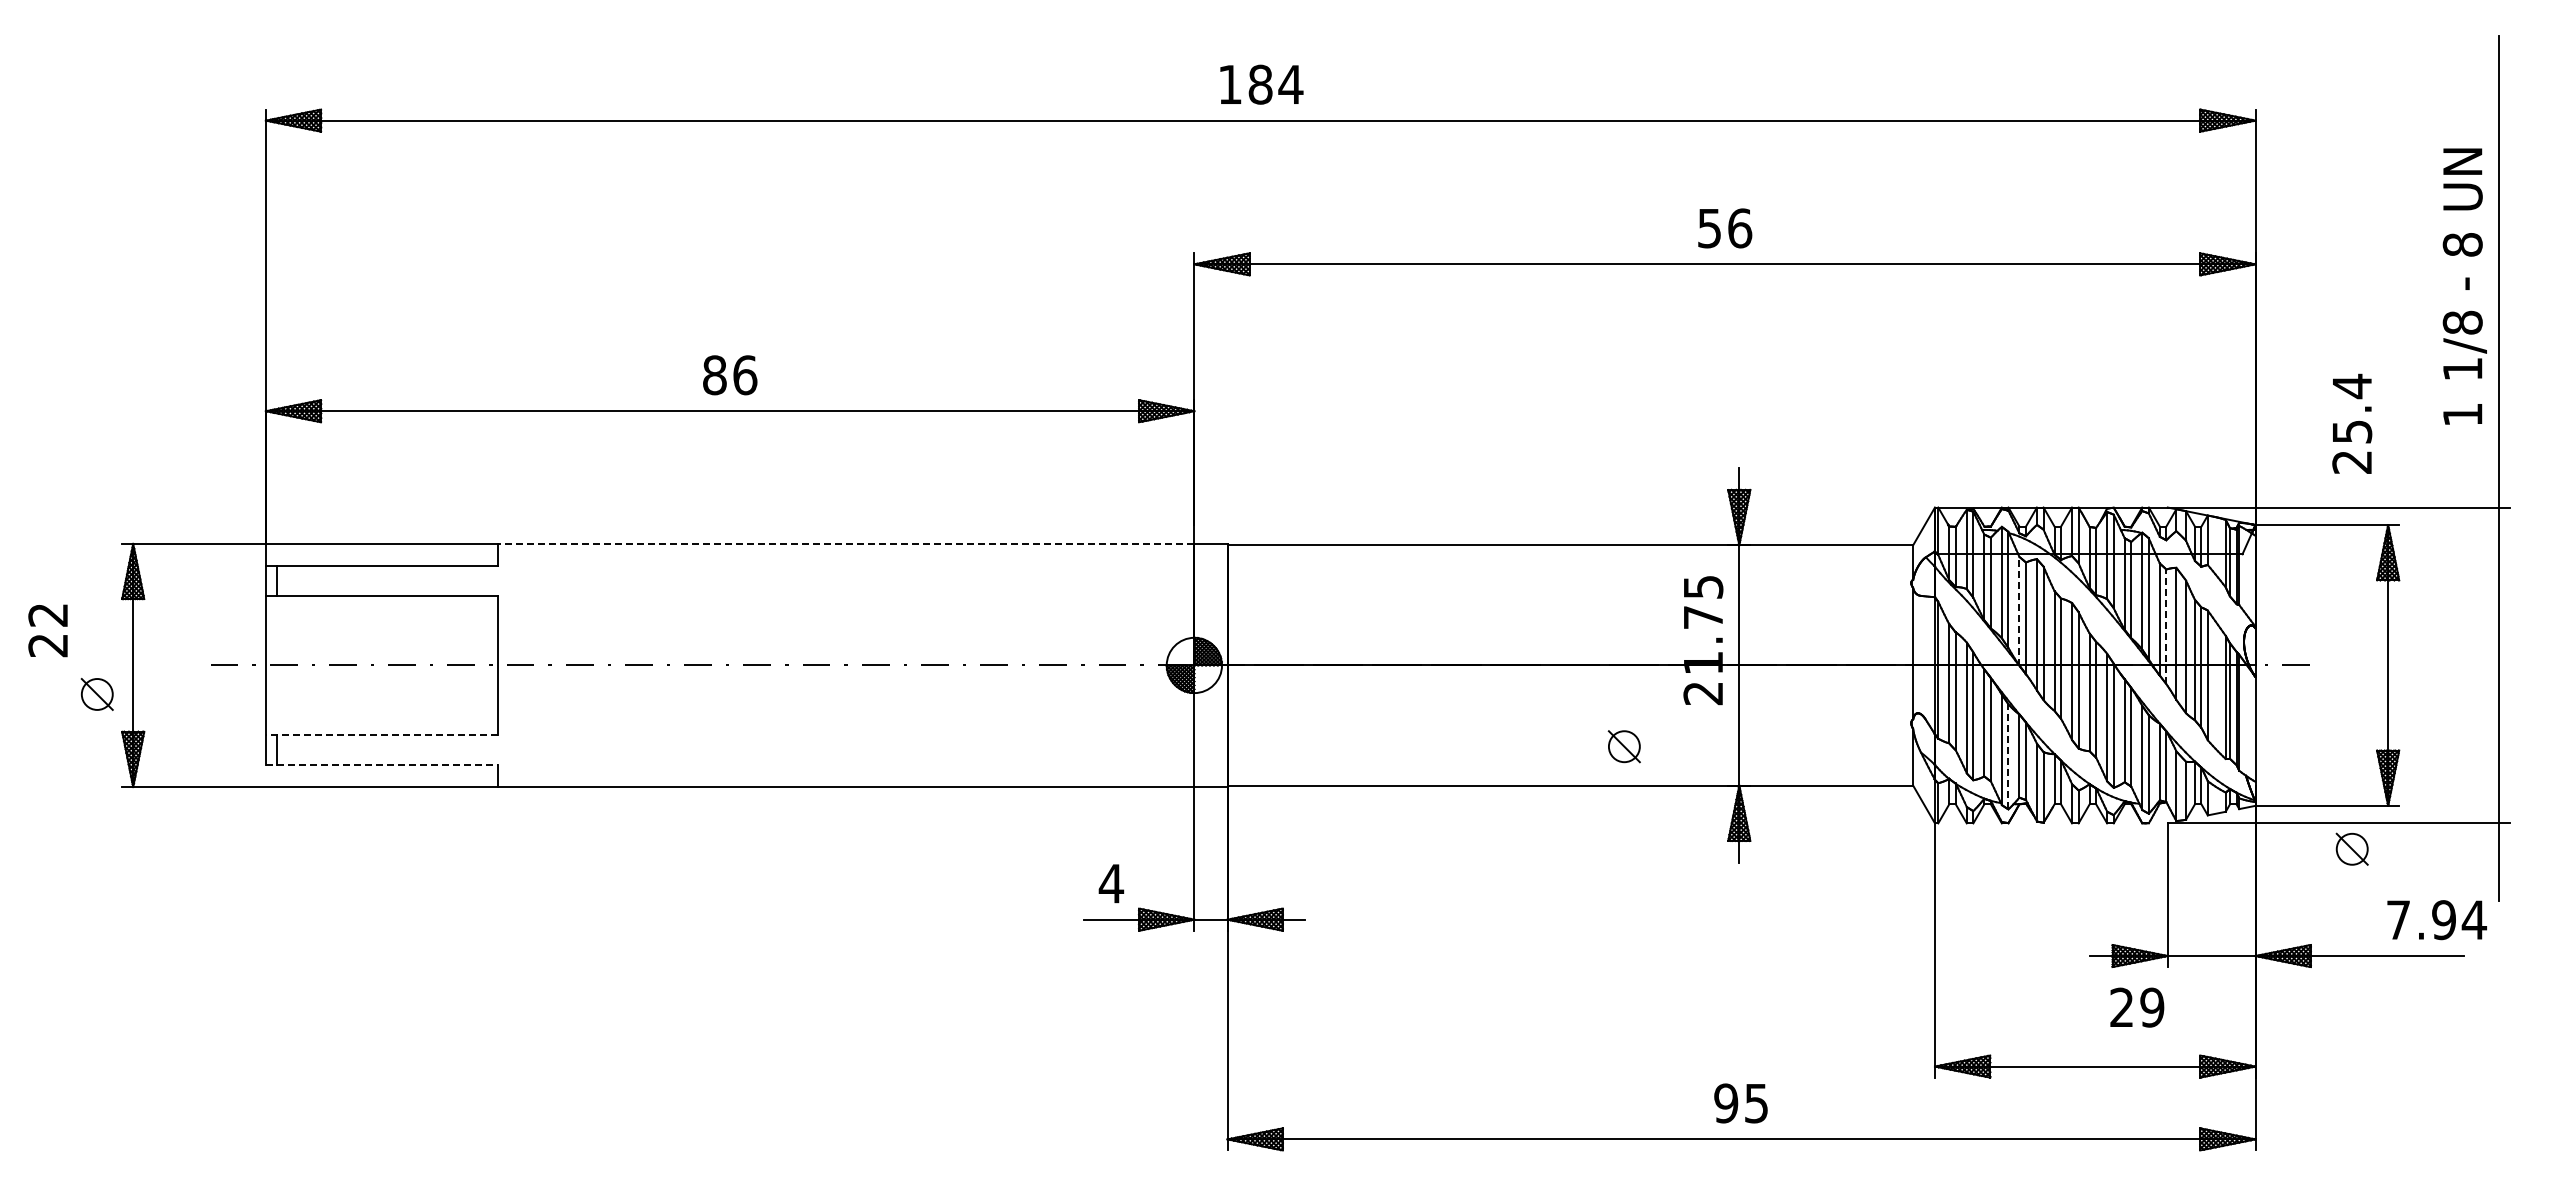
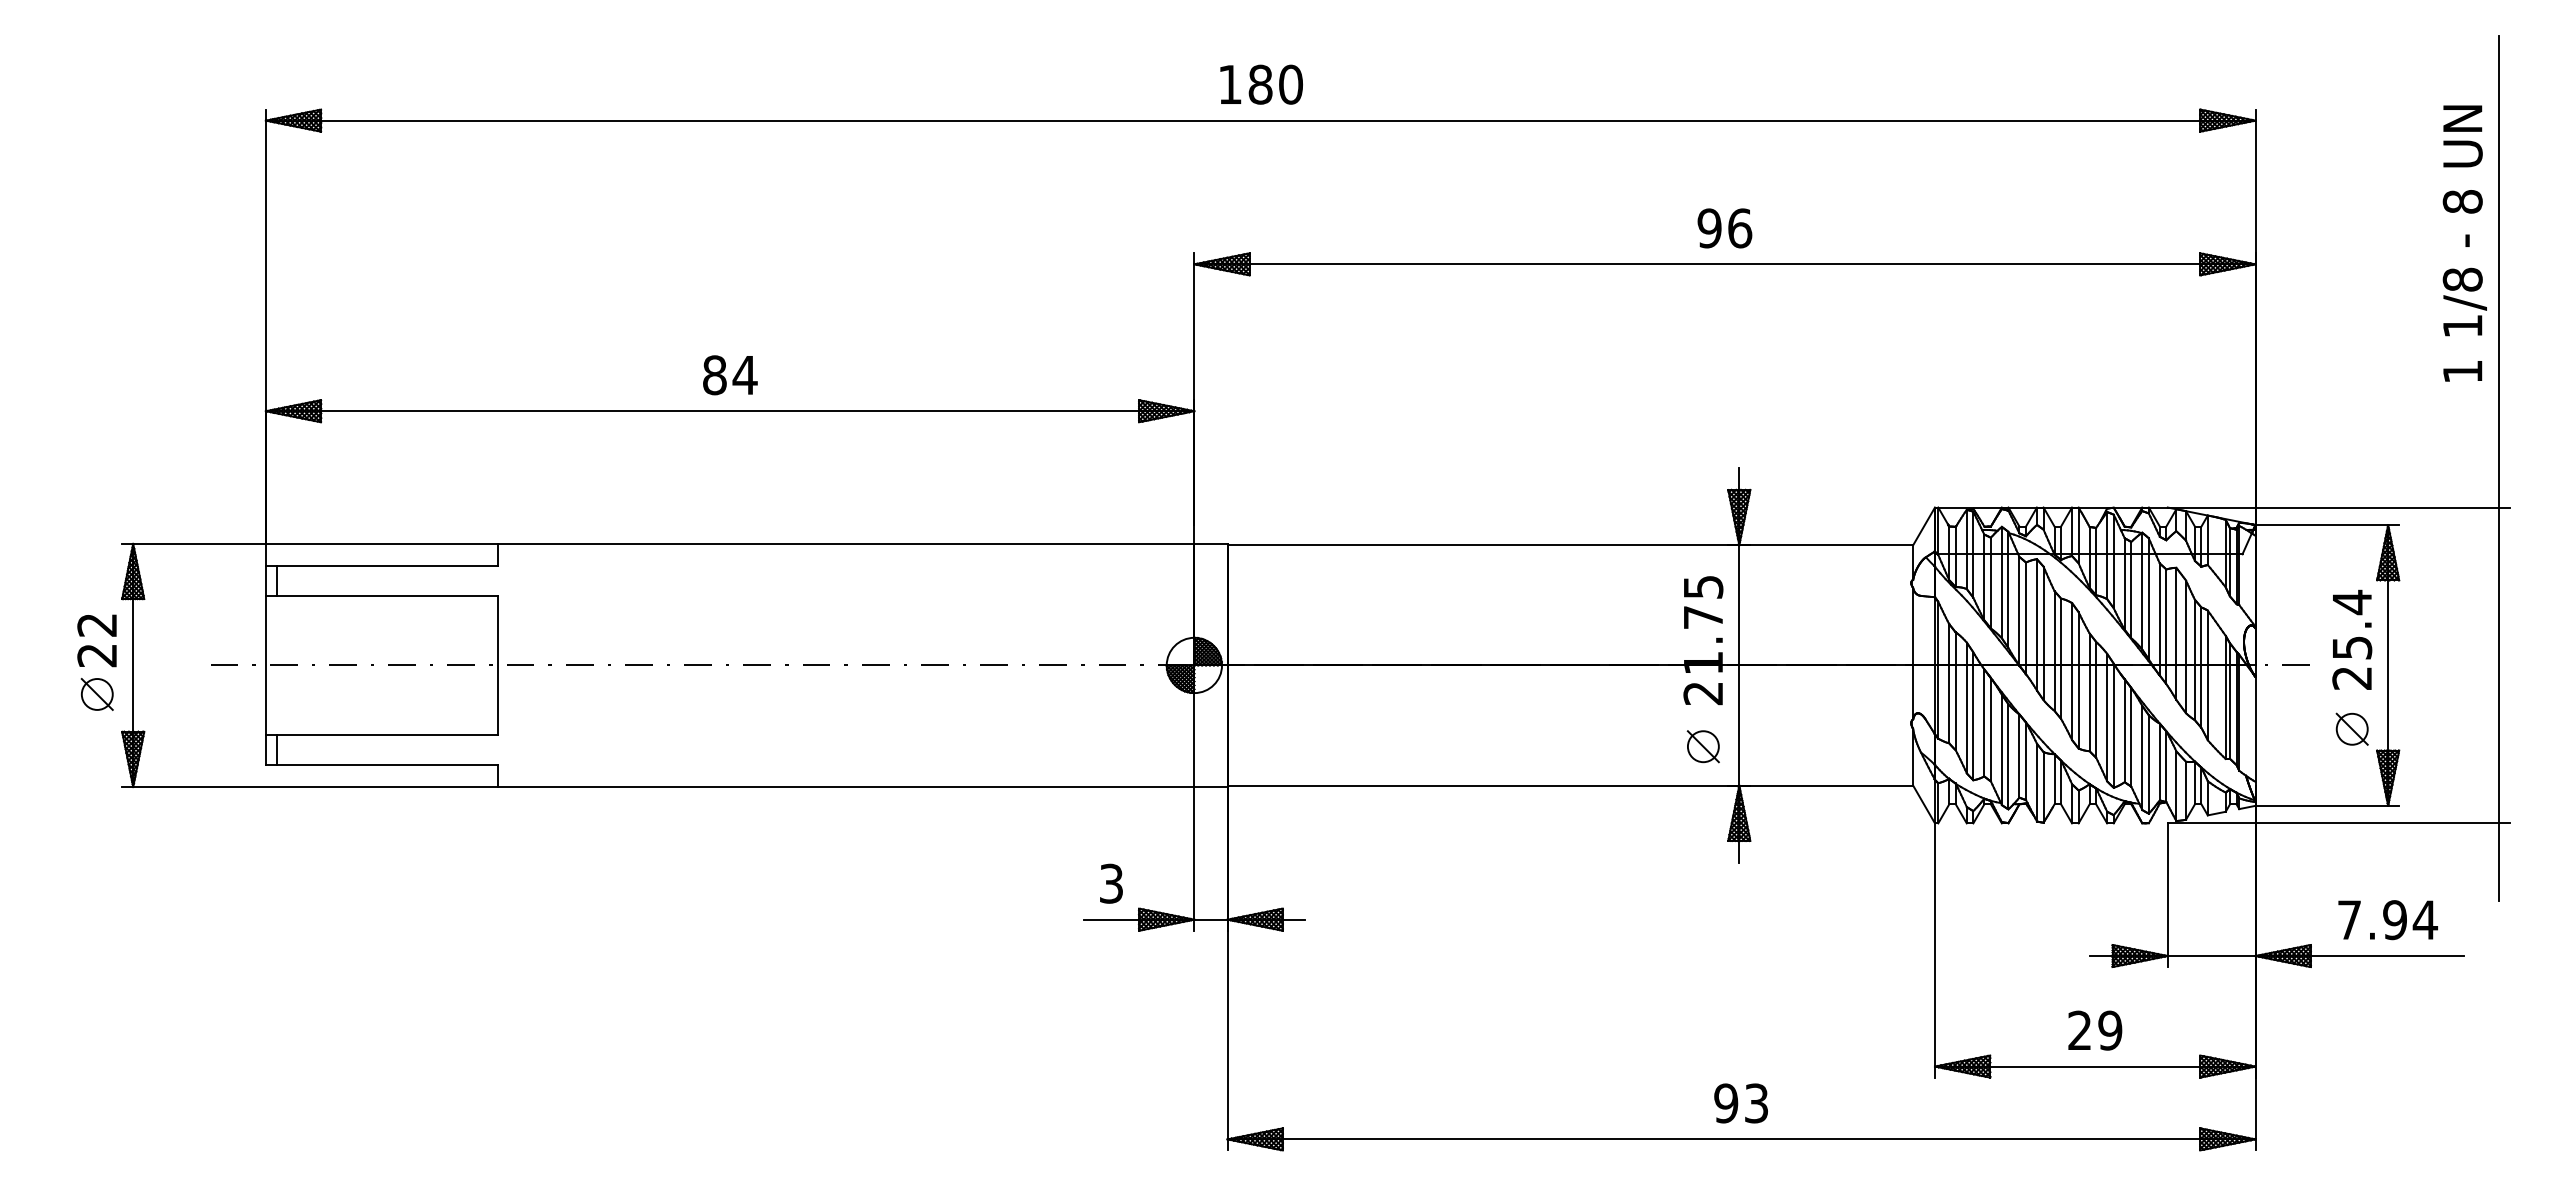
text: 184 -> 180 (1290, 84)
text: 56 -> 96 (1709, 228)
text position: (2464, 286) -> (2464, 243) (2464, 243)
text: 86 -> 84 (744, 375)
text position: (2352, 423) -> (2352, 639) (2352, 639)
line: dashed -> solid (845, 543)
line: dashed -> solid (2019, 610)
line: dashed -> solid (2166, 626)
text position: (47, 630) -> (96, 640) (96, 640)
line: dashed -> solid (381, 735)
part position: (1623, 746) -> (1702, 746) (1702, 746)
line: dashed -> solid (2008, 756)
line: dashed -> solid (382, 764)
part position: (2351, 848) -> (2351, 728) (2351, 728)
text: 4 -> 3 (1111, 883)
text position: (2436, 920) -> (2387, 920) (2387, 920)
text position: (2137, 1007) -> (2095, 1030) (2095, 1030)
text: 95 -> 93 (1756, 1102)
